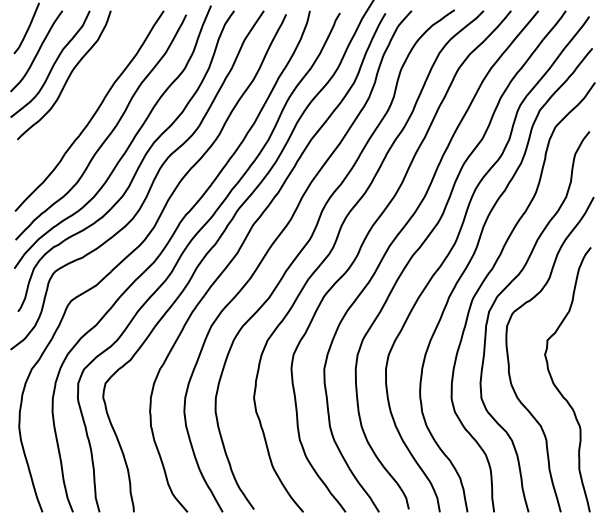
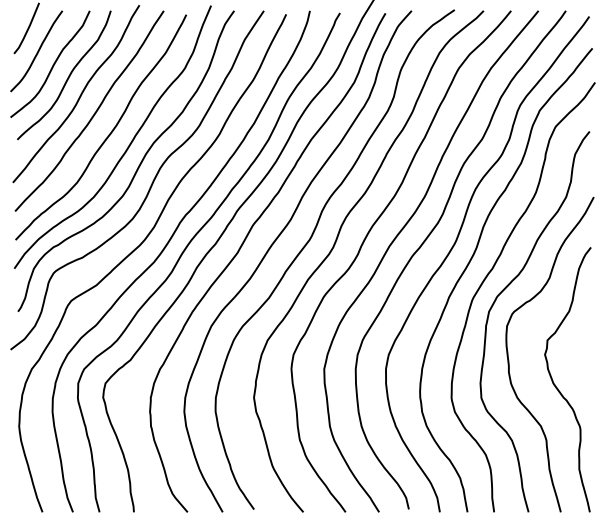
curve: none -> present (79, 95)
